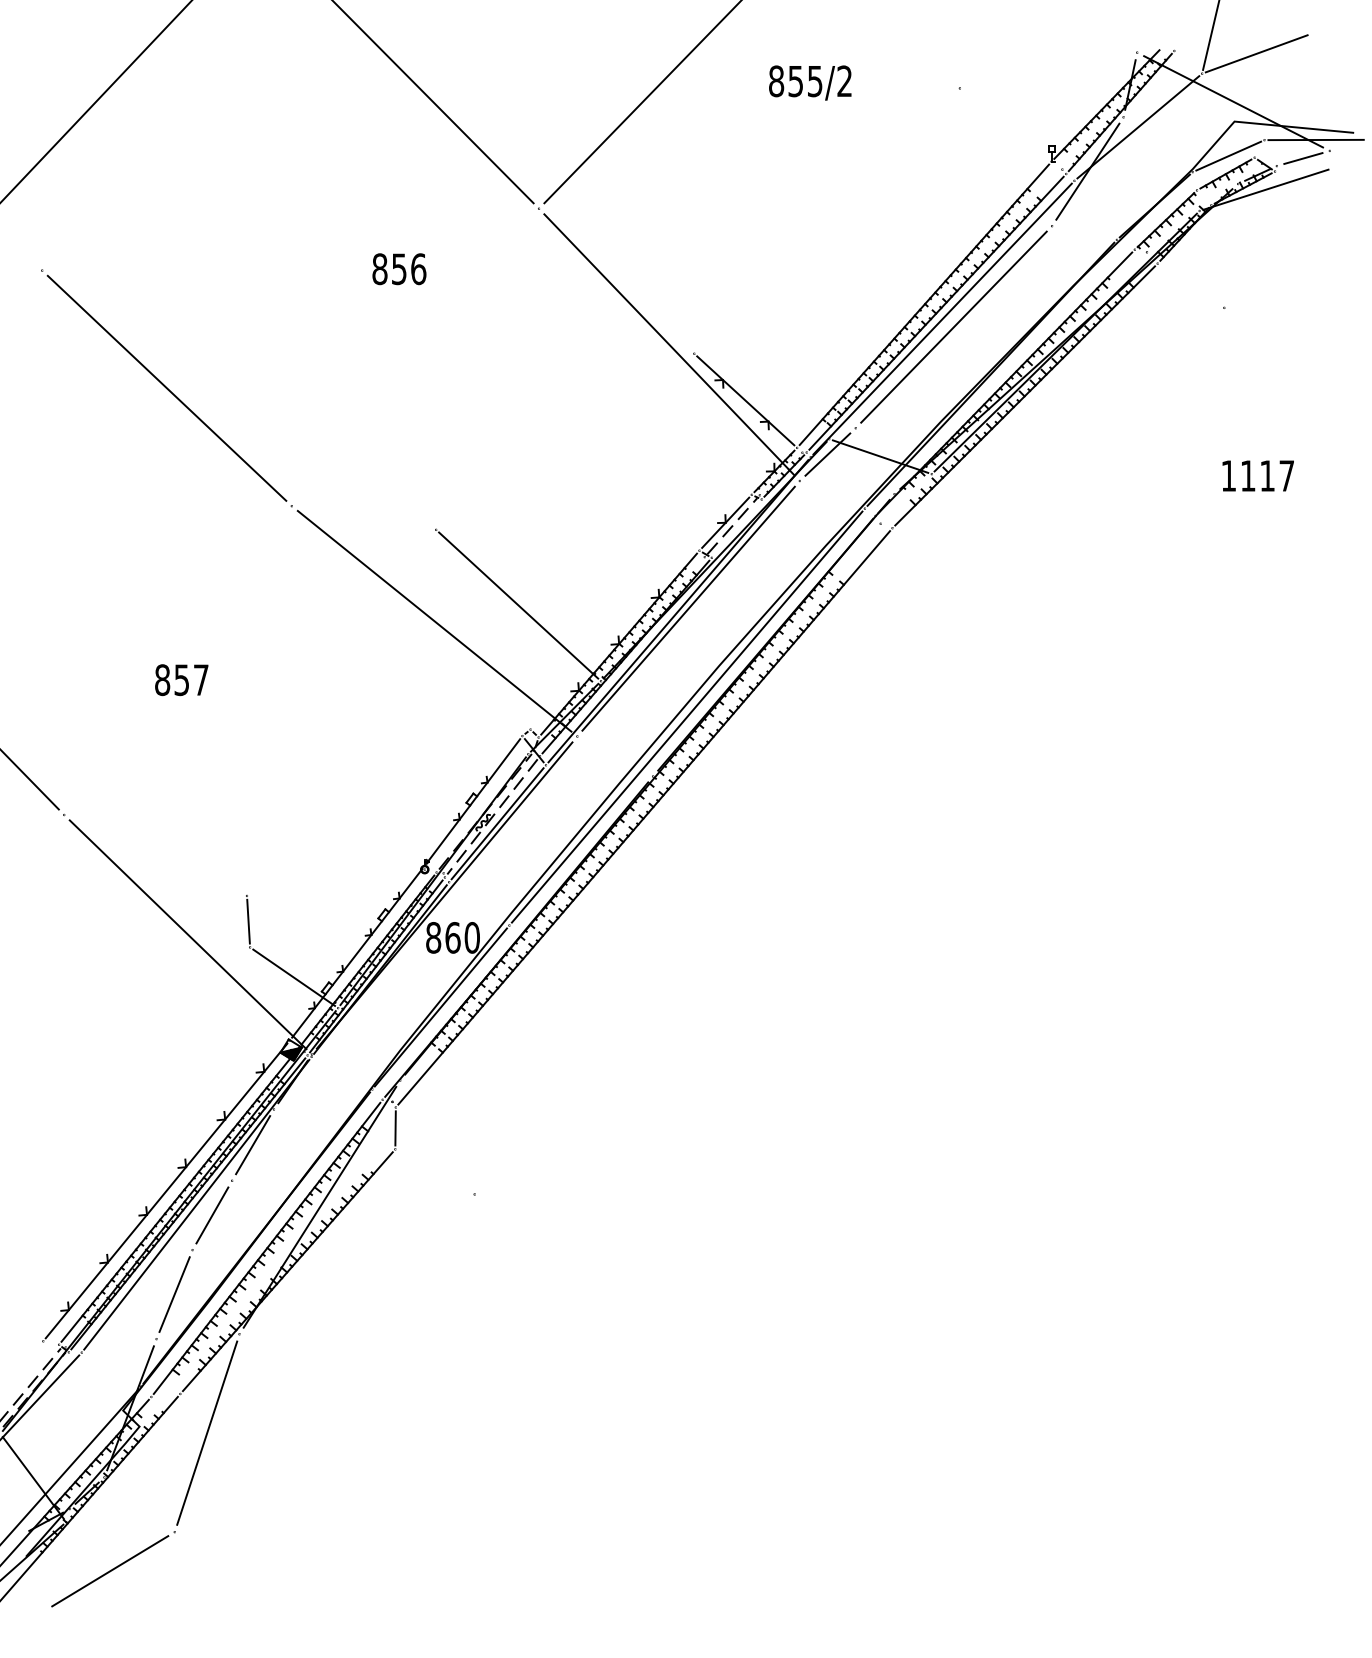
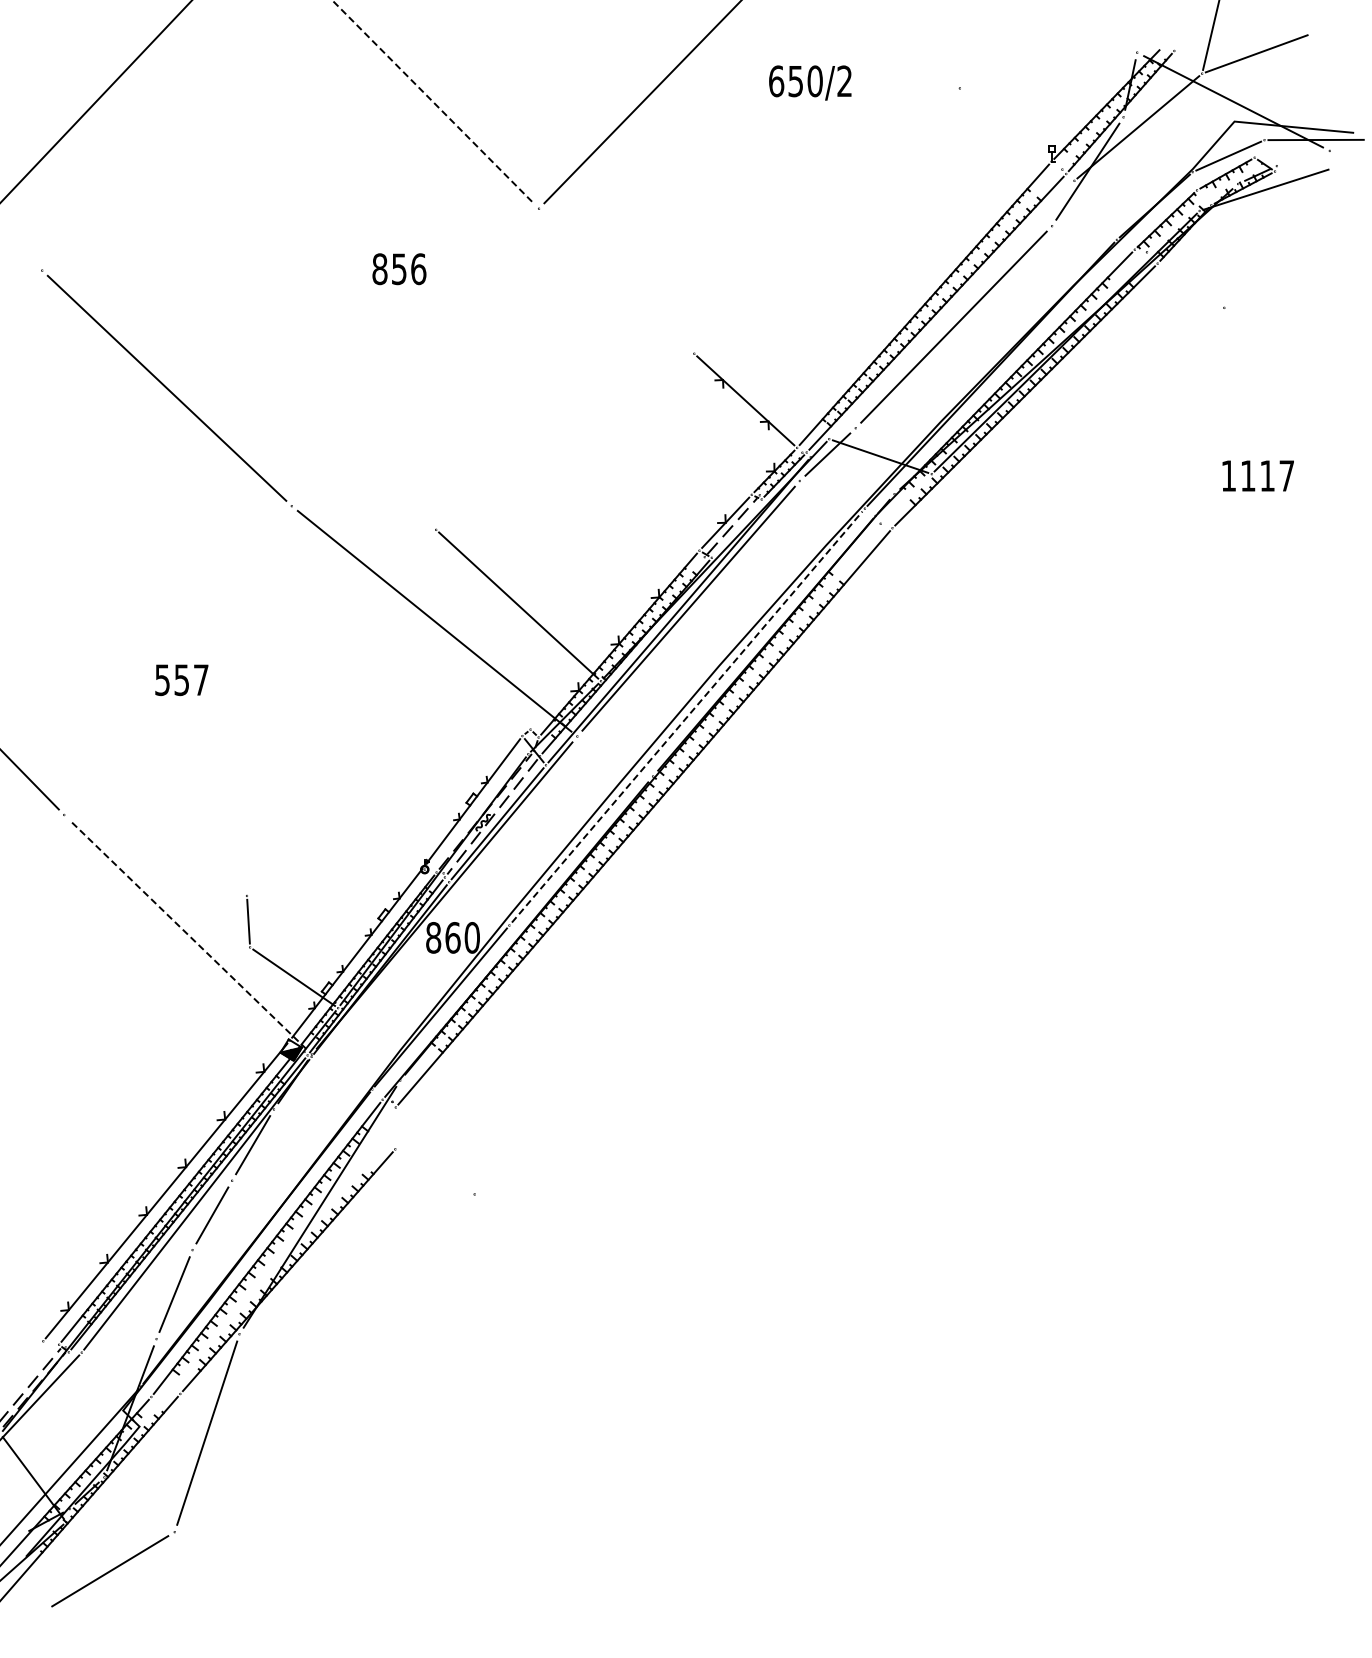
text: 855/2 -> 650/2 (795, 81)
line: solid -> dashed (433, 102)
line: present -> none (1303, 158)
line: present -> none (942, 318)
line: present -> none (669, 344)
text: 857 -> 557 (162, 680)
line: solid -> dashed (687, 716)
line: solid -> dashed (188, 934)
line: present -> none (395, 1128)
